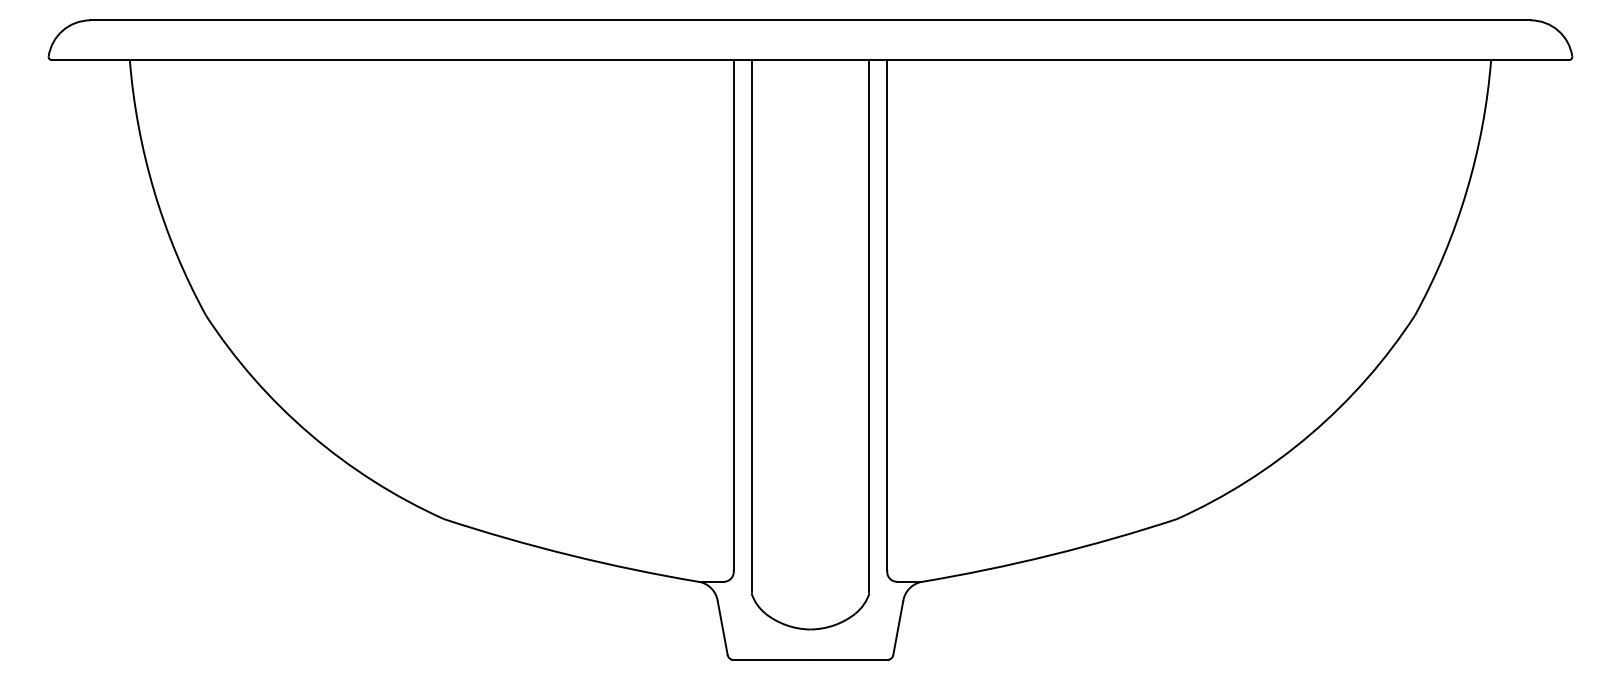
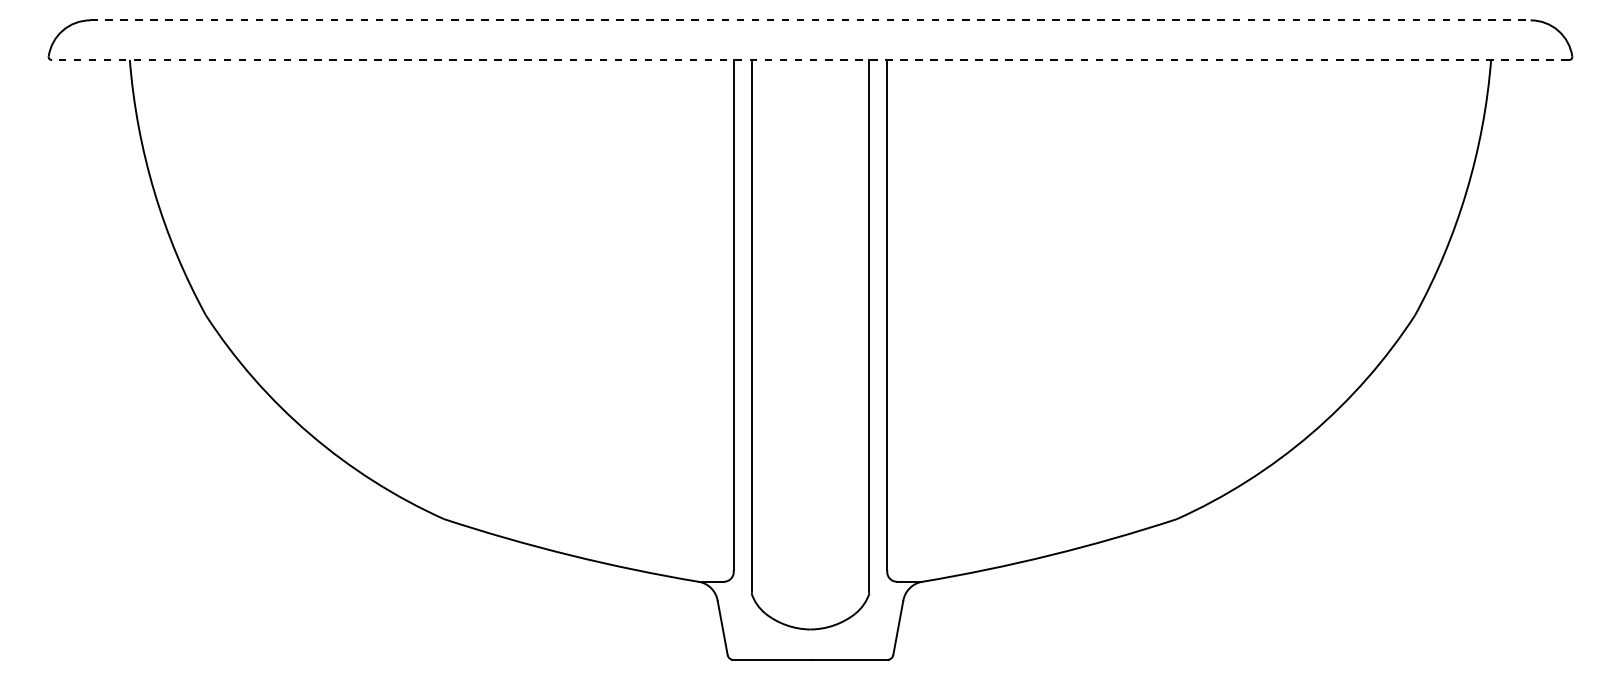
line: solid -> dashed (810, 20)
line: solid -> dashed (810, 59)
